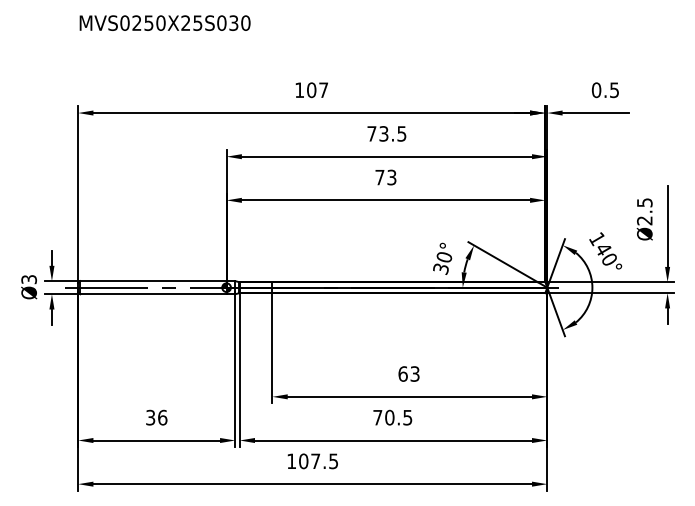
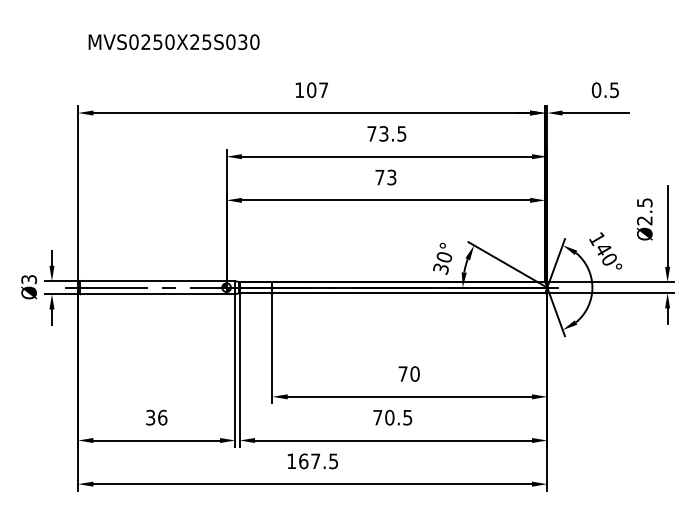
text position: (164, 22) -> (173, 41) (173, 41)
text: 63 -> 70 (408, 373)
text: 107.5 -> 167.5 (303, 460)
